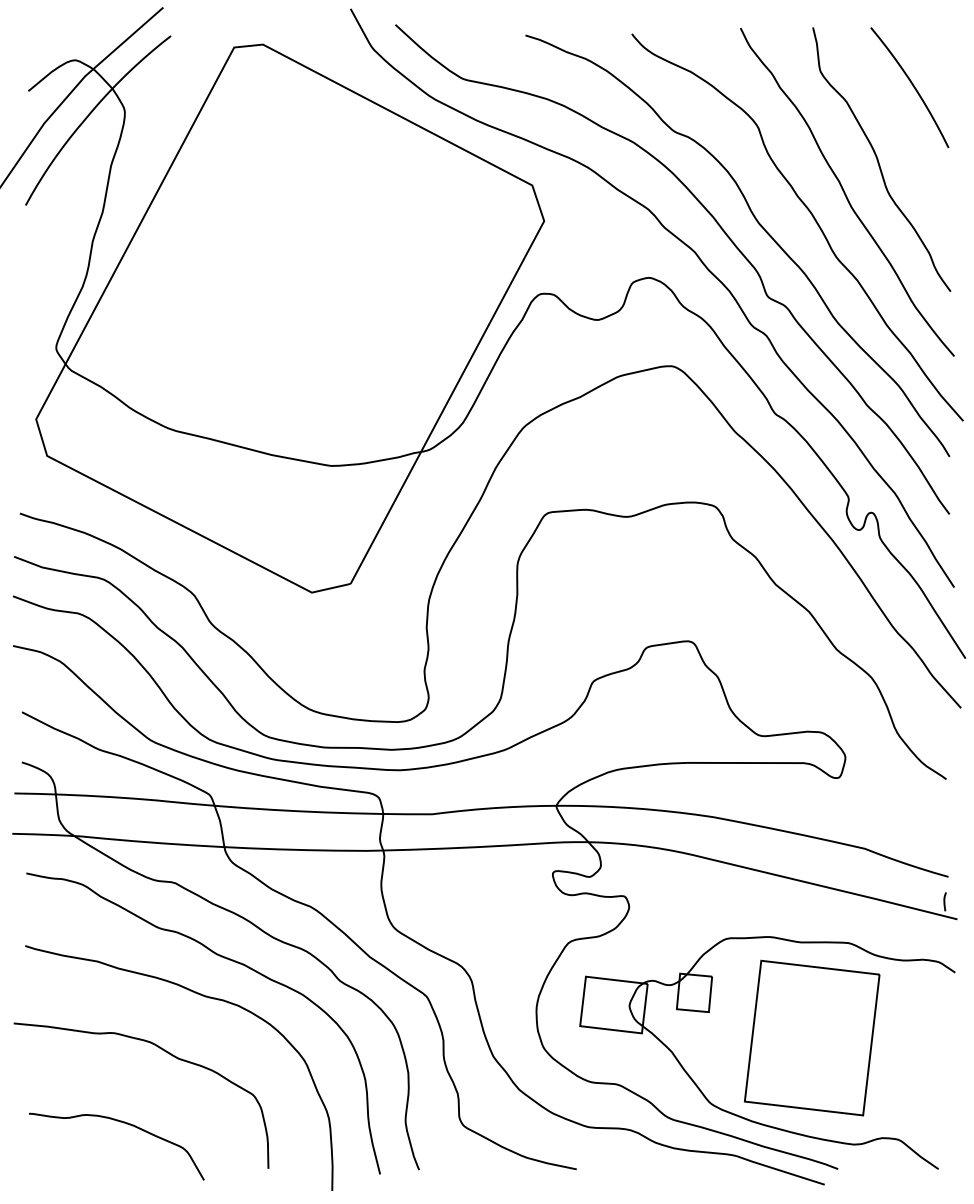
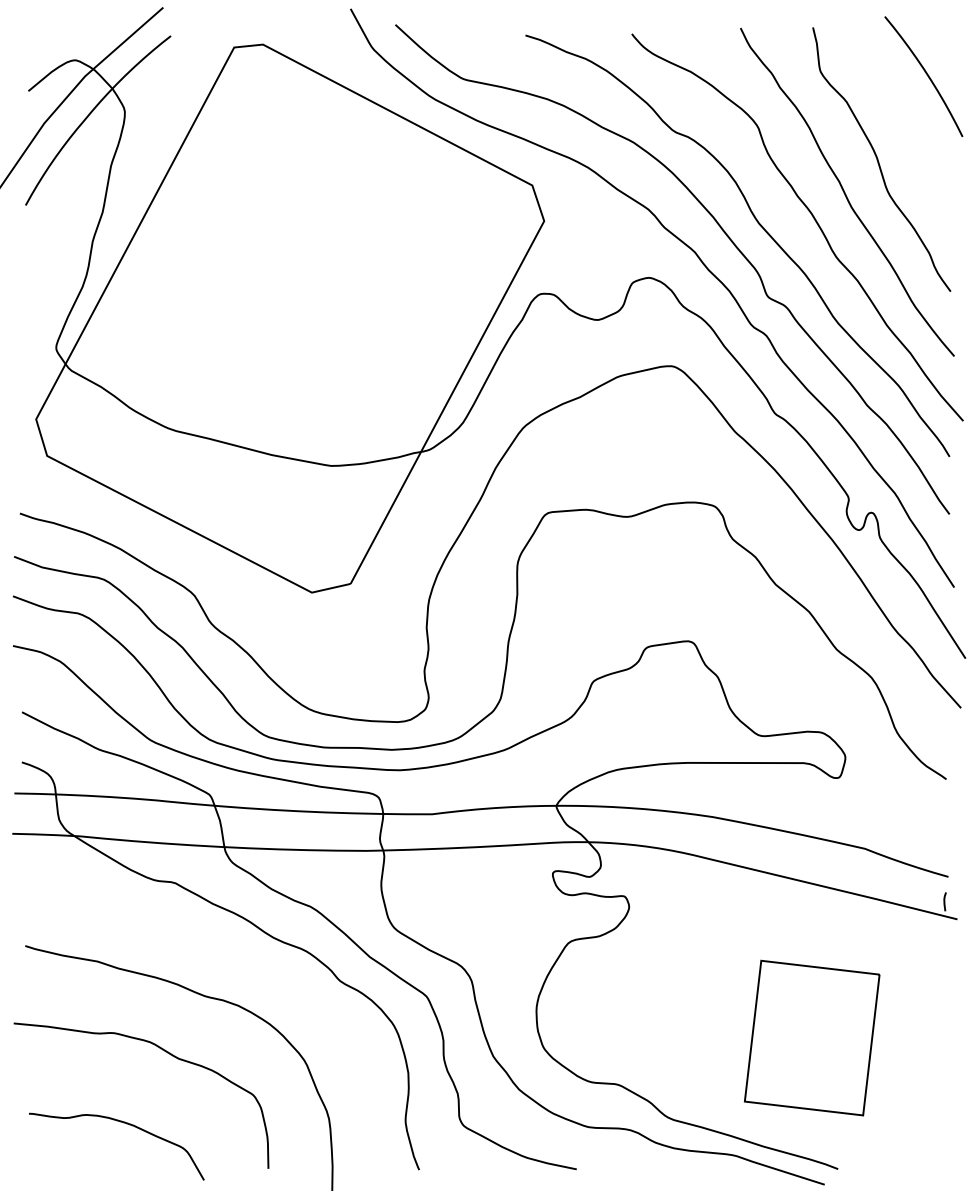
curve position: (912, 86) -> (926, 75) (926, 75)
curve: present -> none (226, 959)
part: present -> none (745, 1117)
